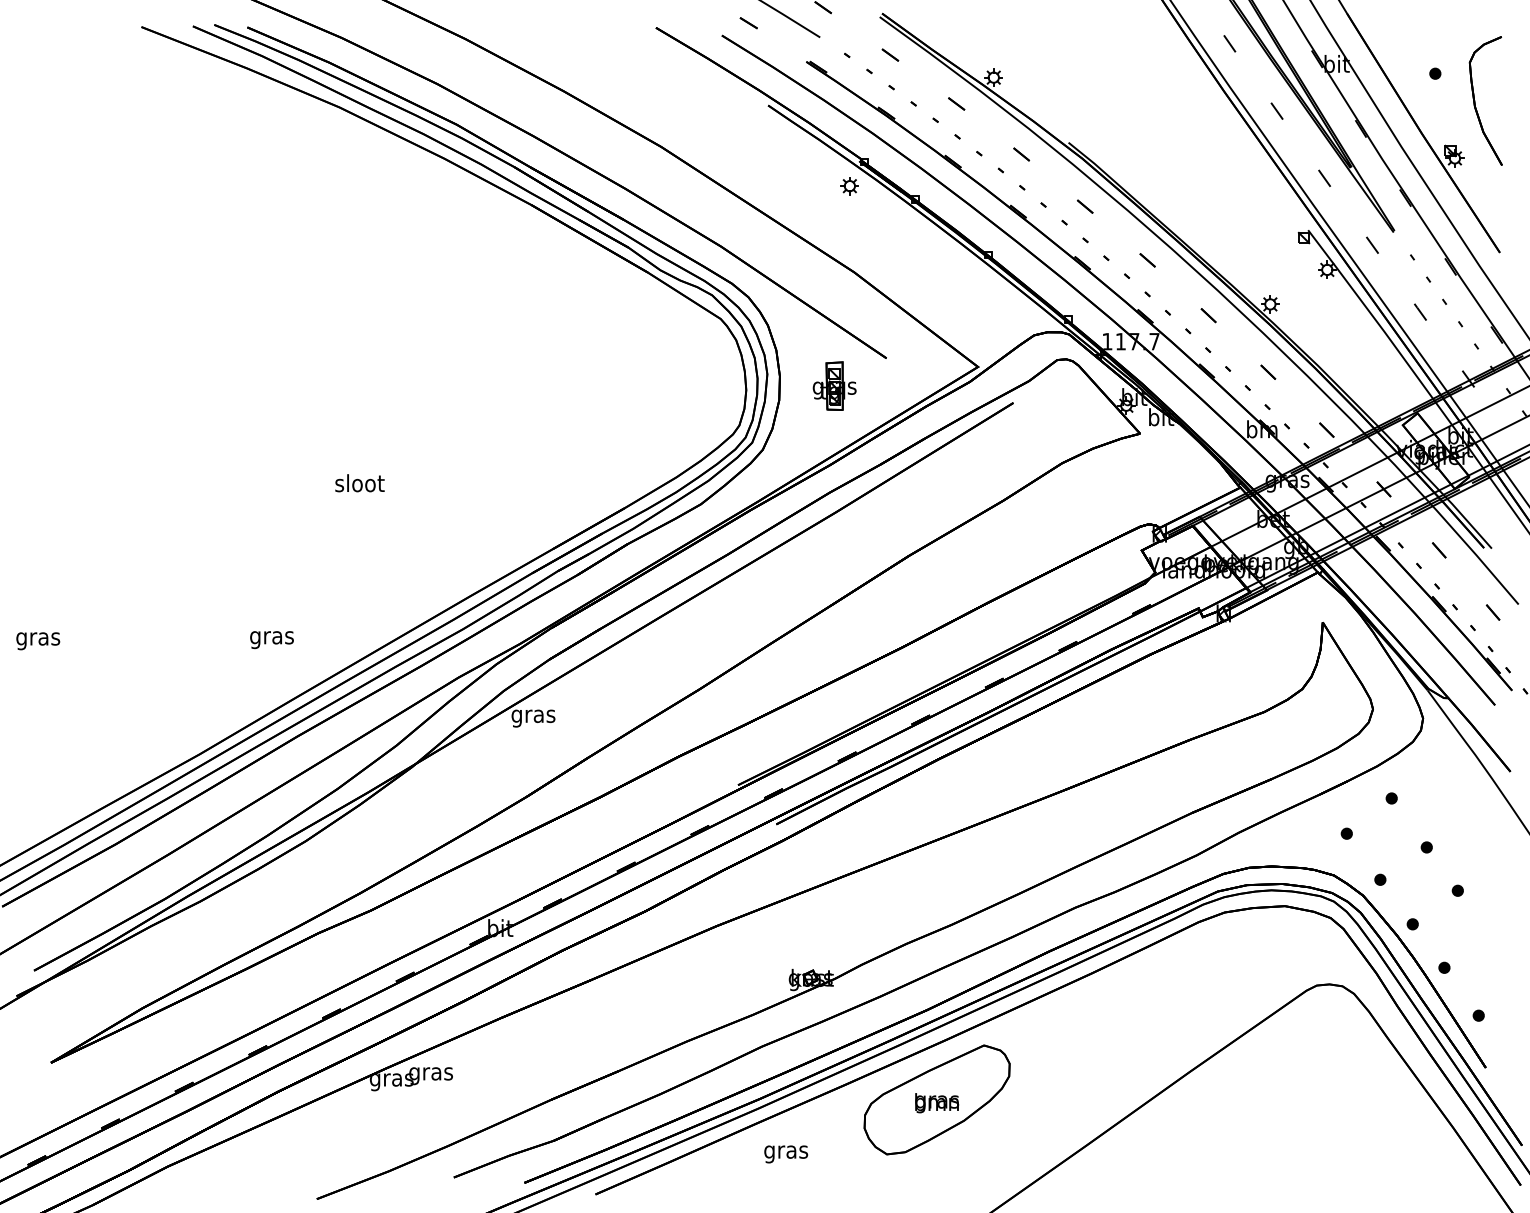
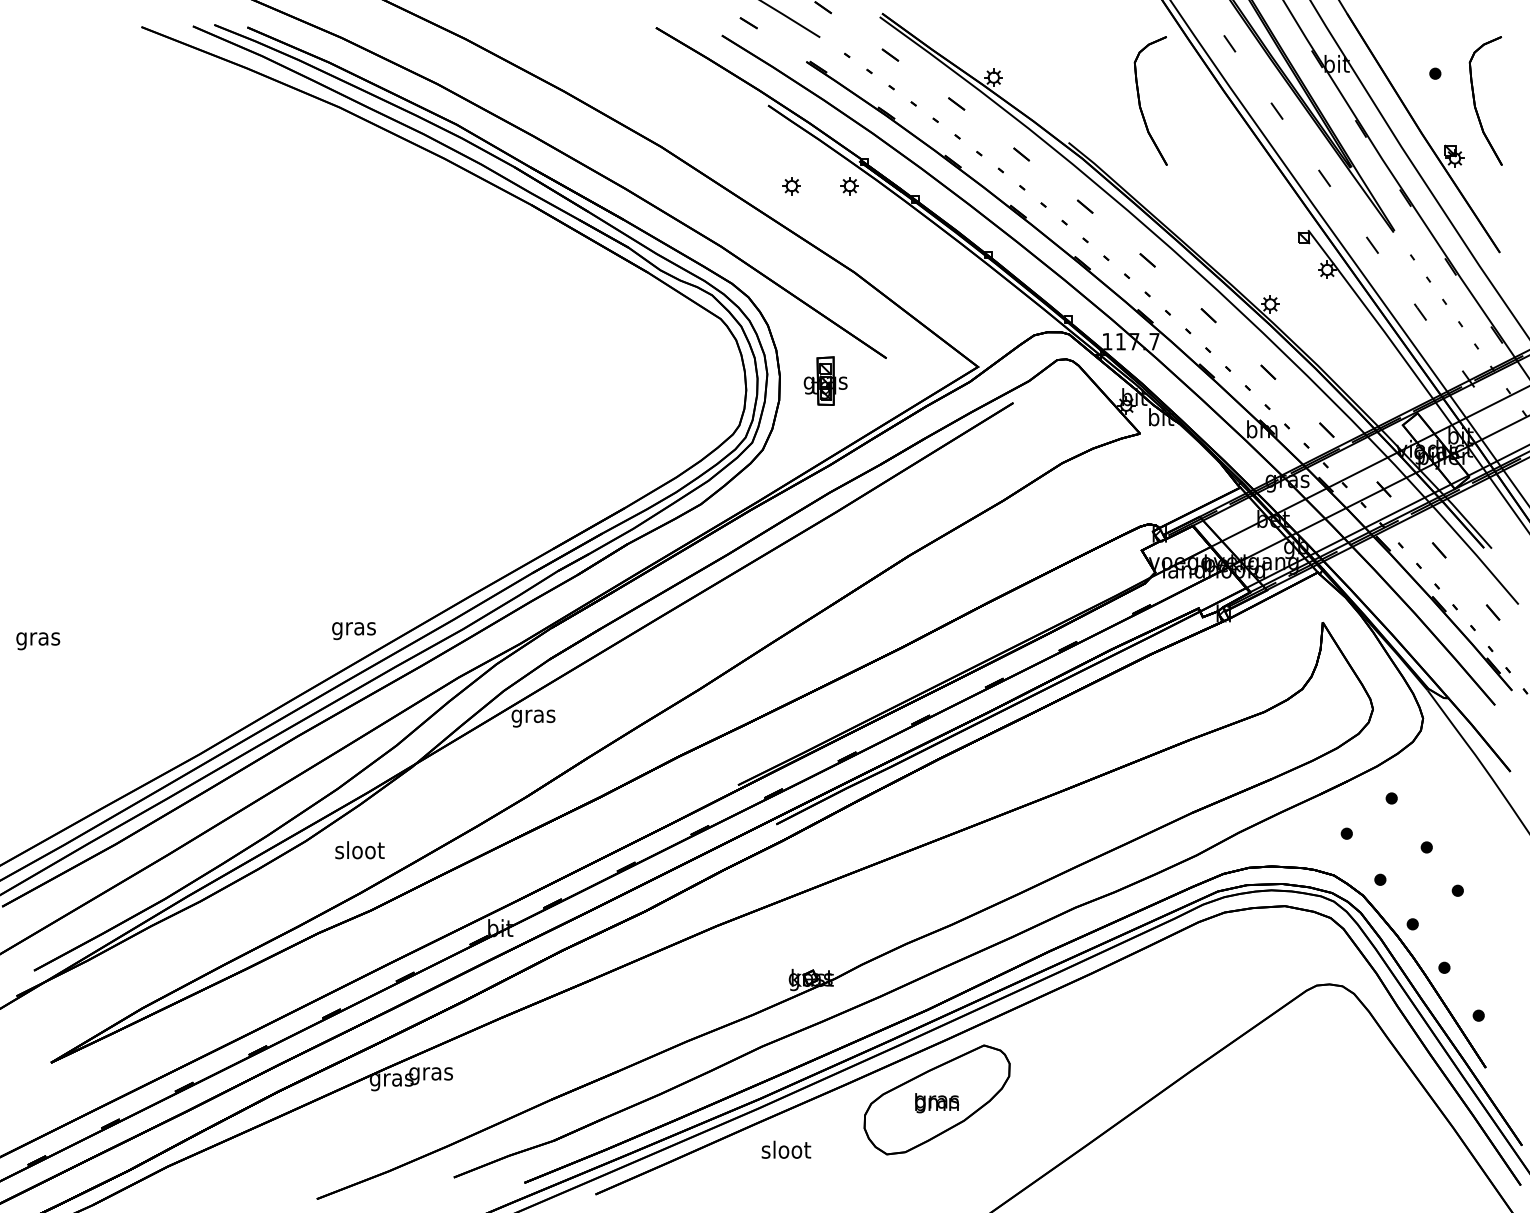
part: none -> present (1140, 100)
part: none -> present (791, 186)
part position: (834, 385) -> (825, 380) (825, 380)
text position: (359, 483) -> (359, 850) (359, 850)
text position: (271, 640) -> (353, 631) (353, 631)
text: gras -> sloot (786, 1151)
